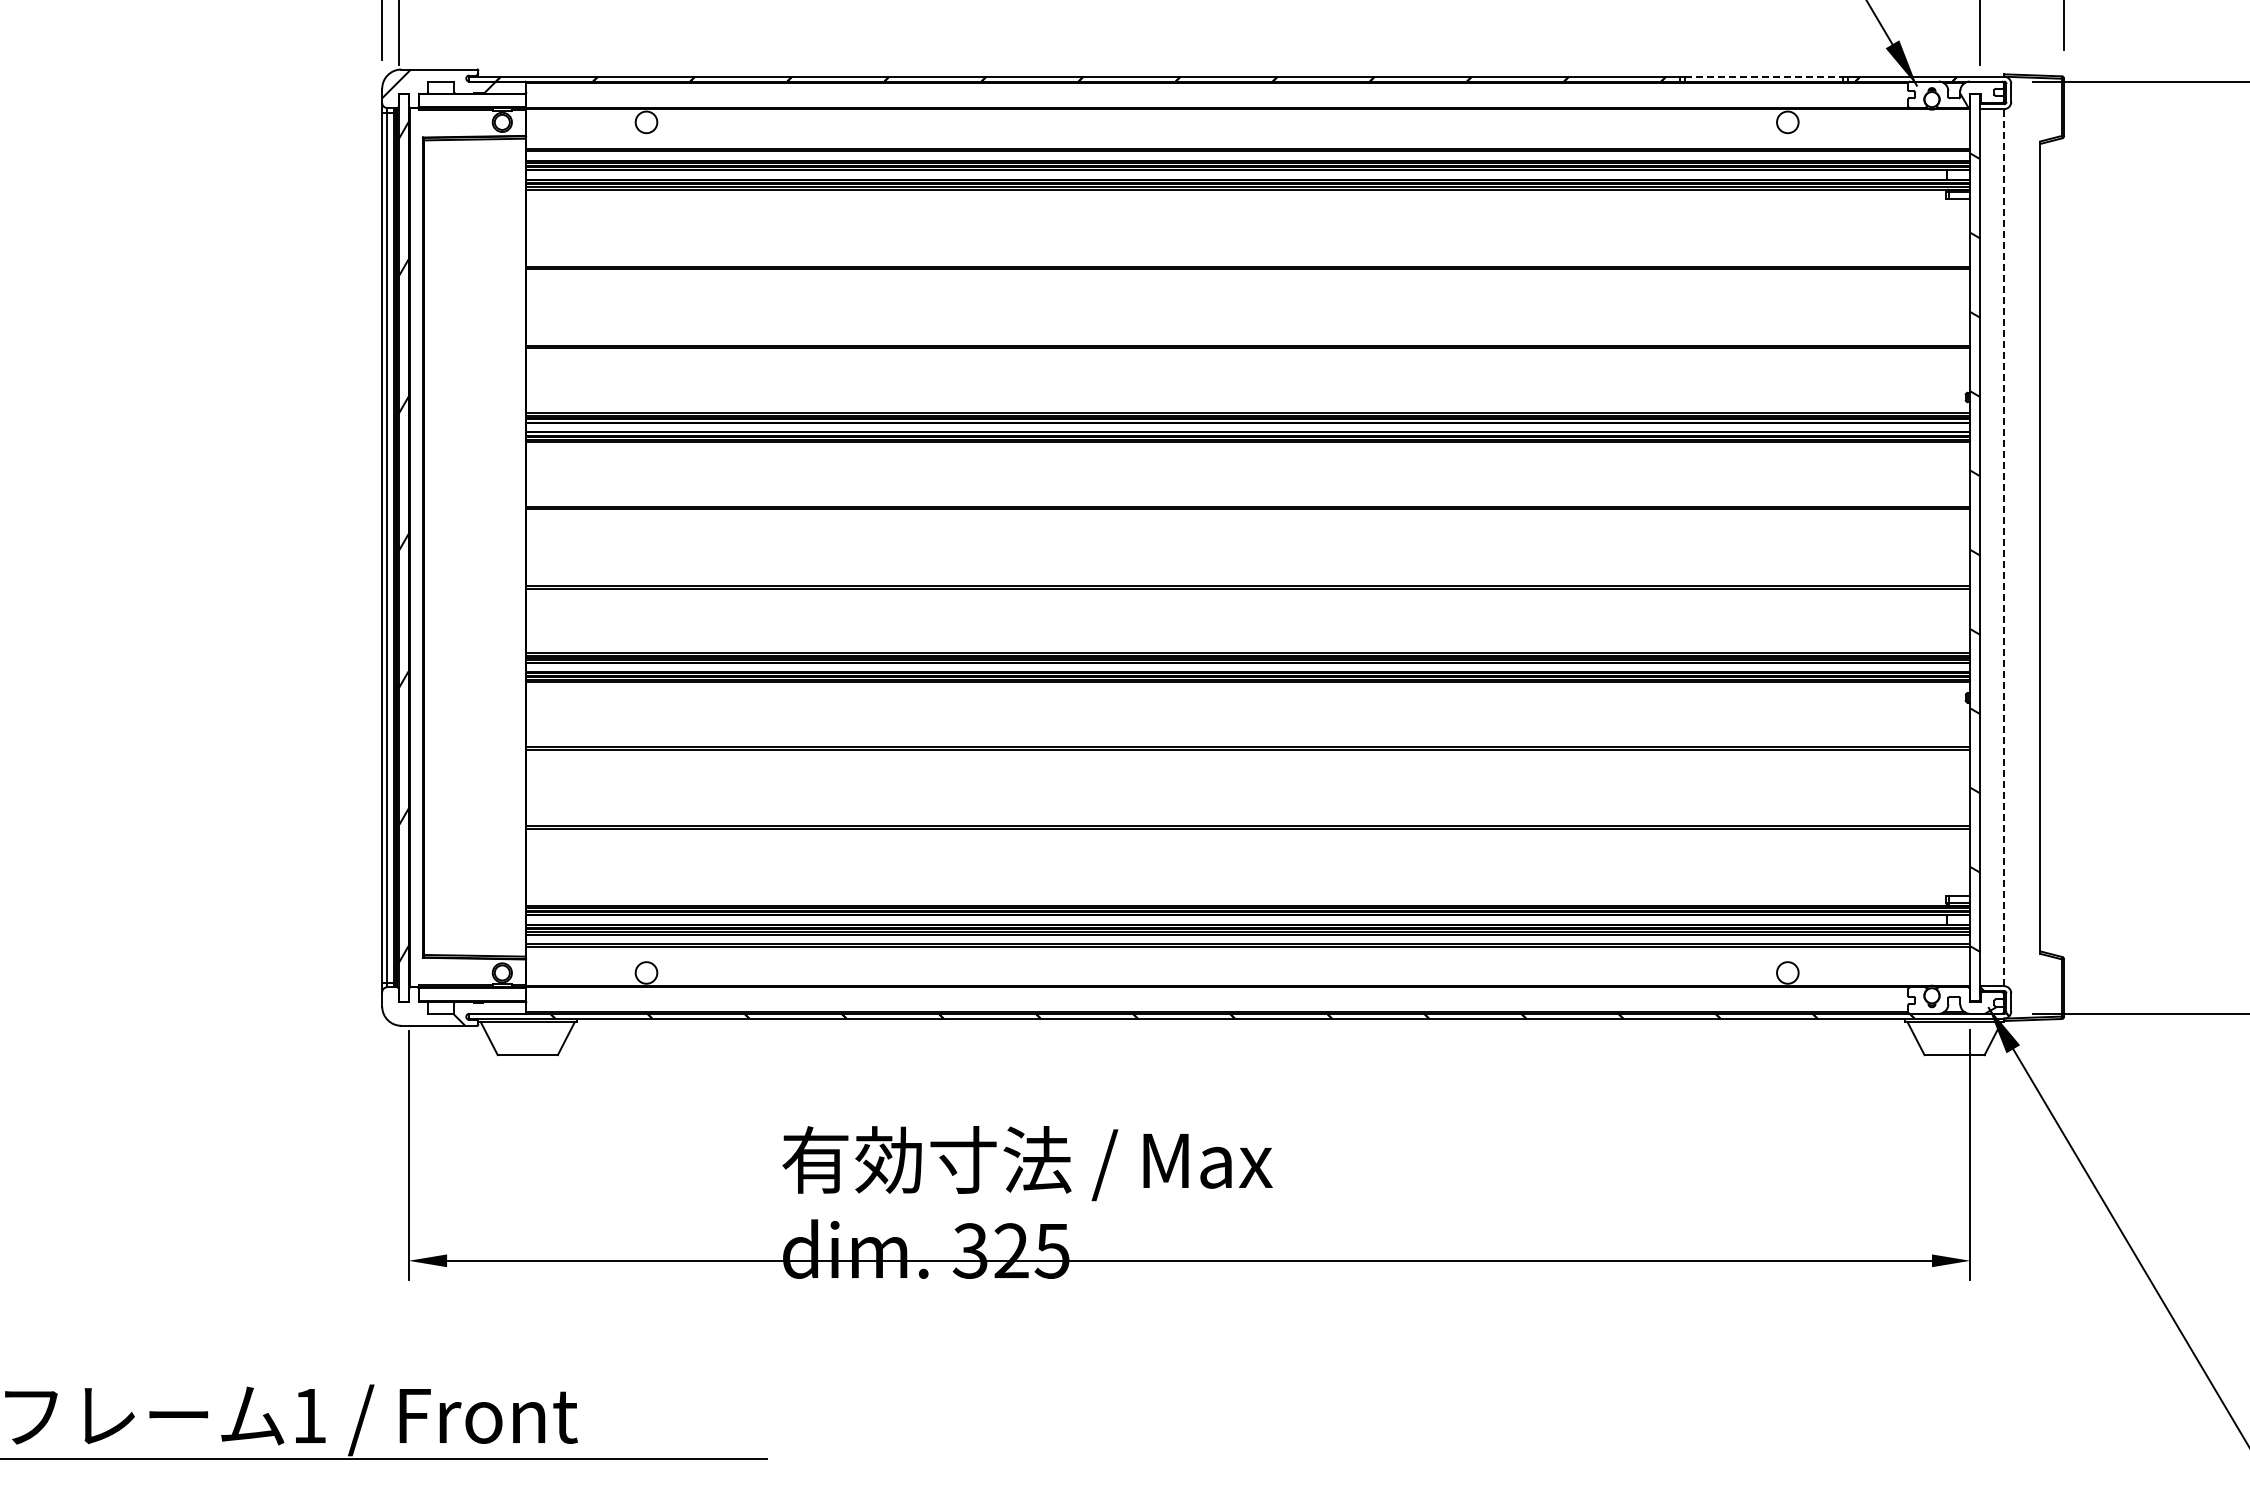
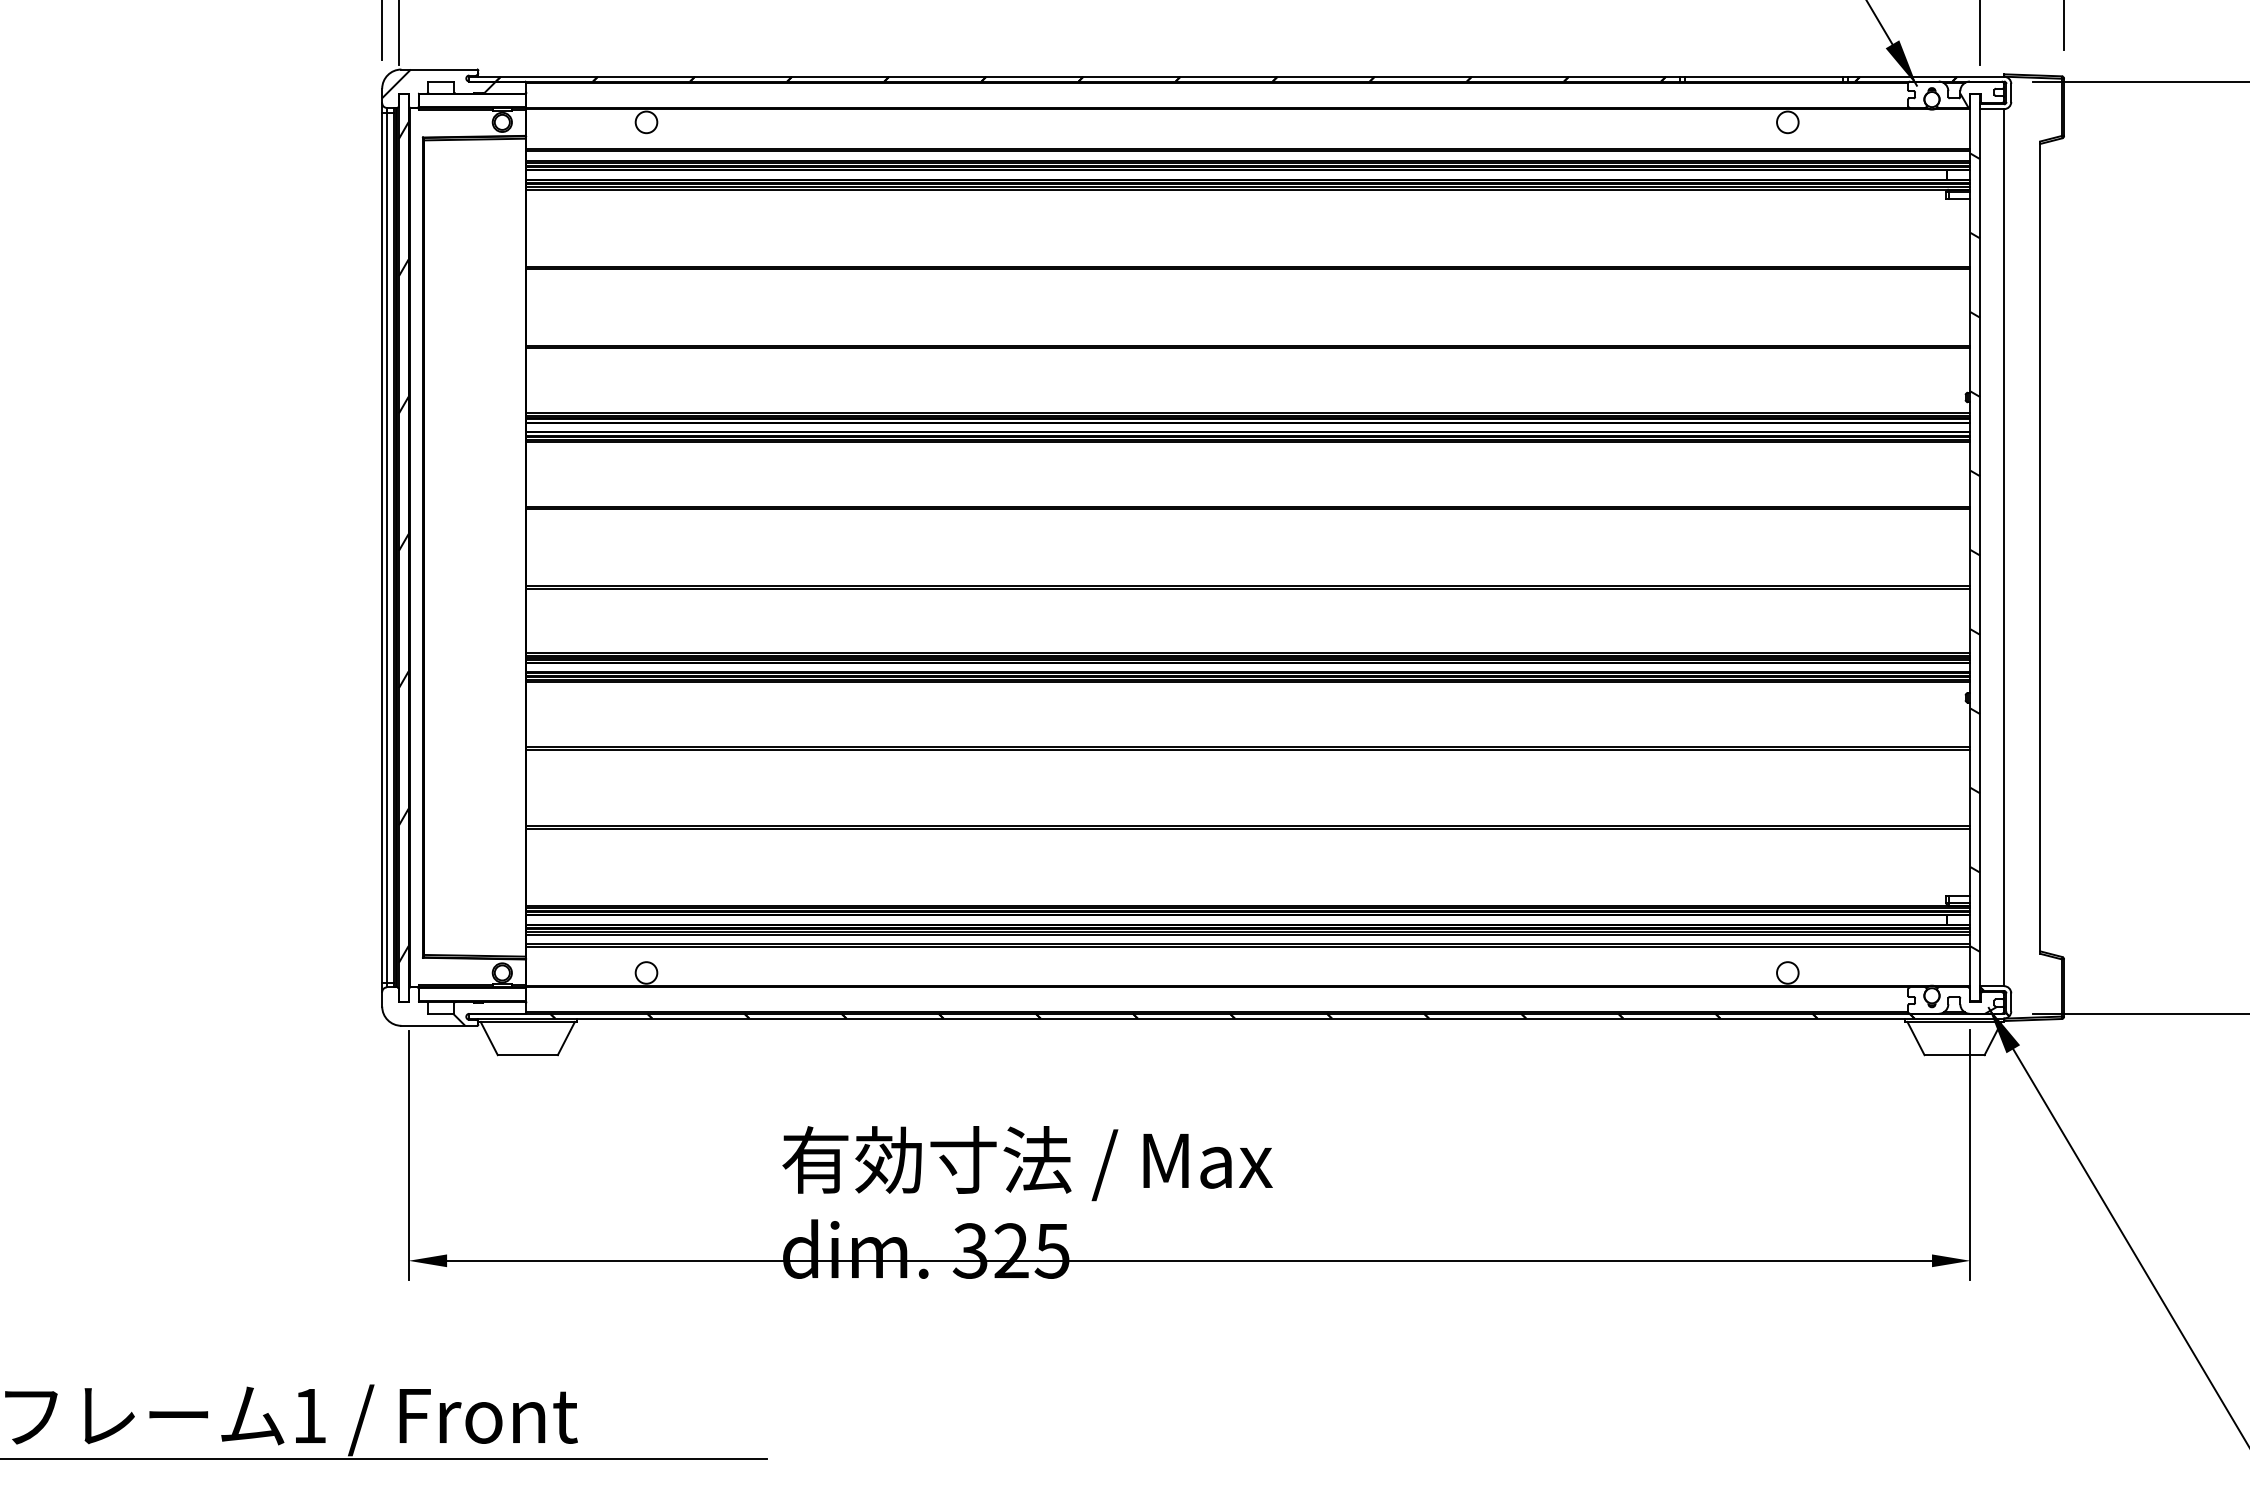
line: dashed -> solid (1764, 76)
line: dashed -> solid (2004, 547)
